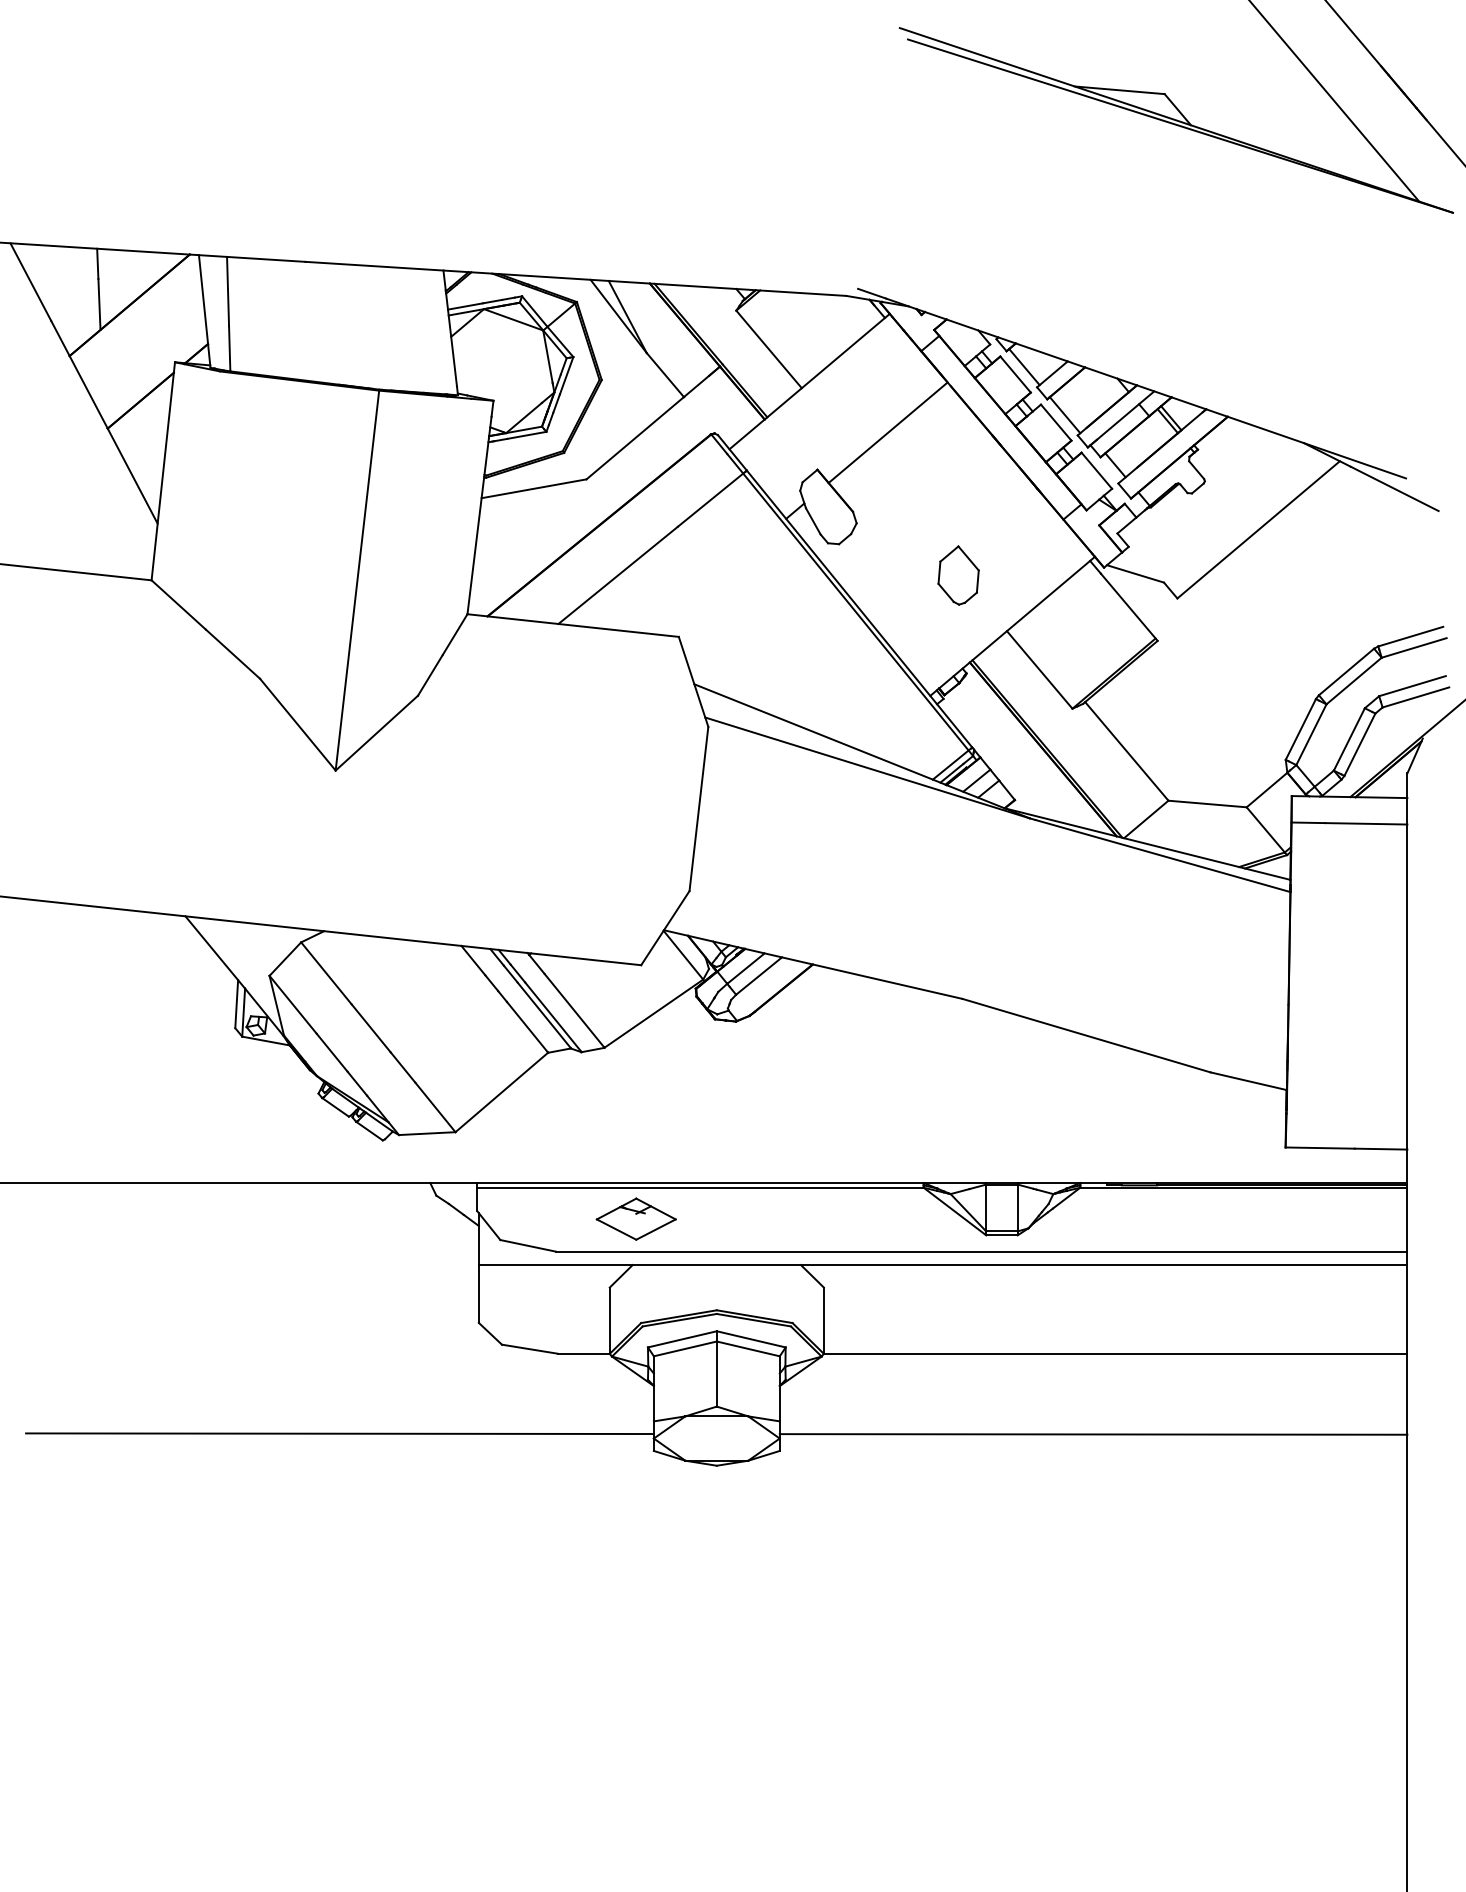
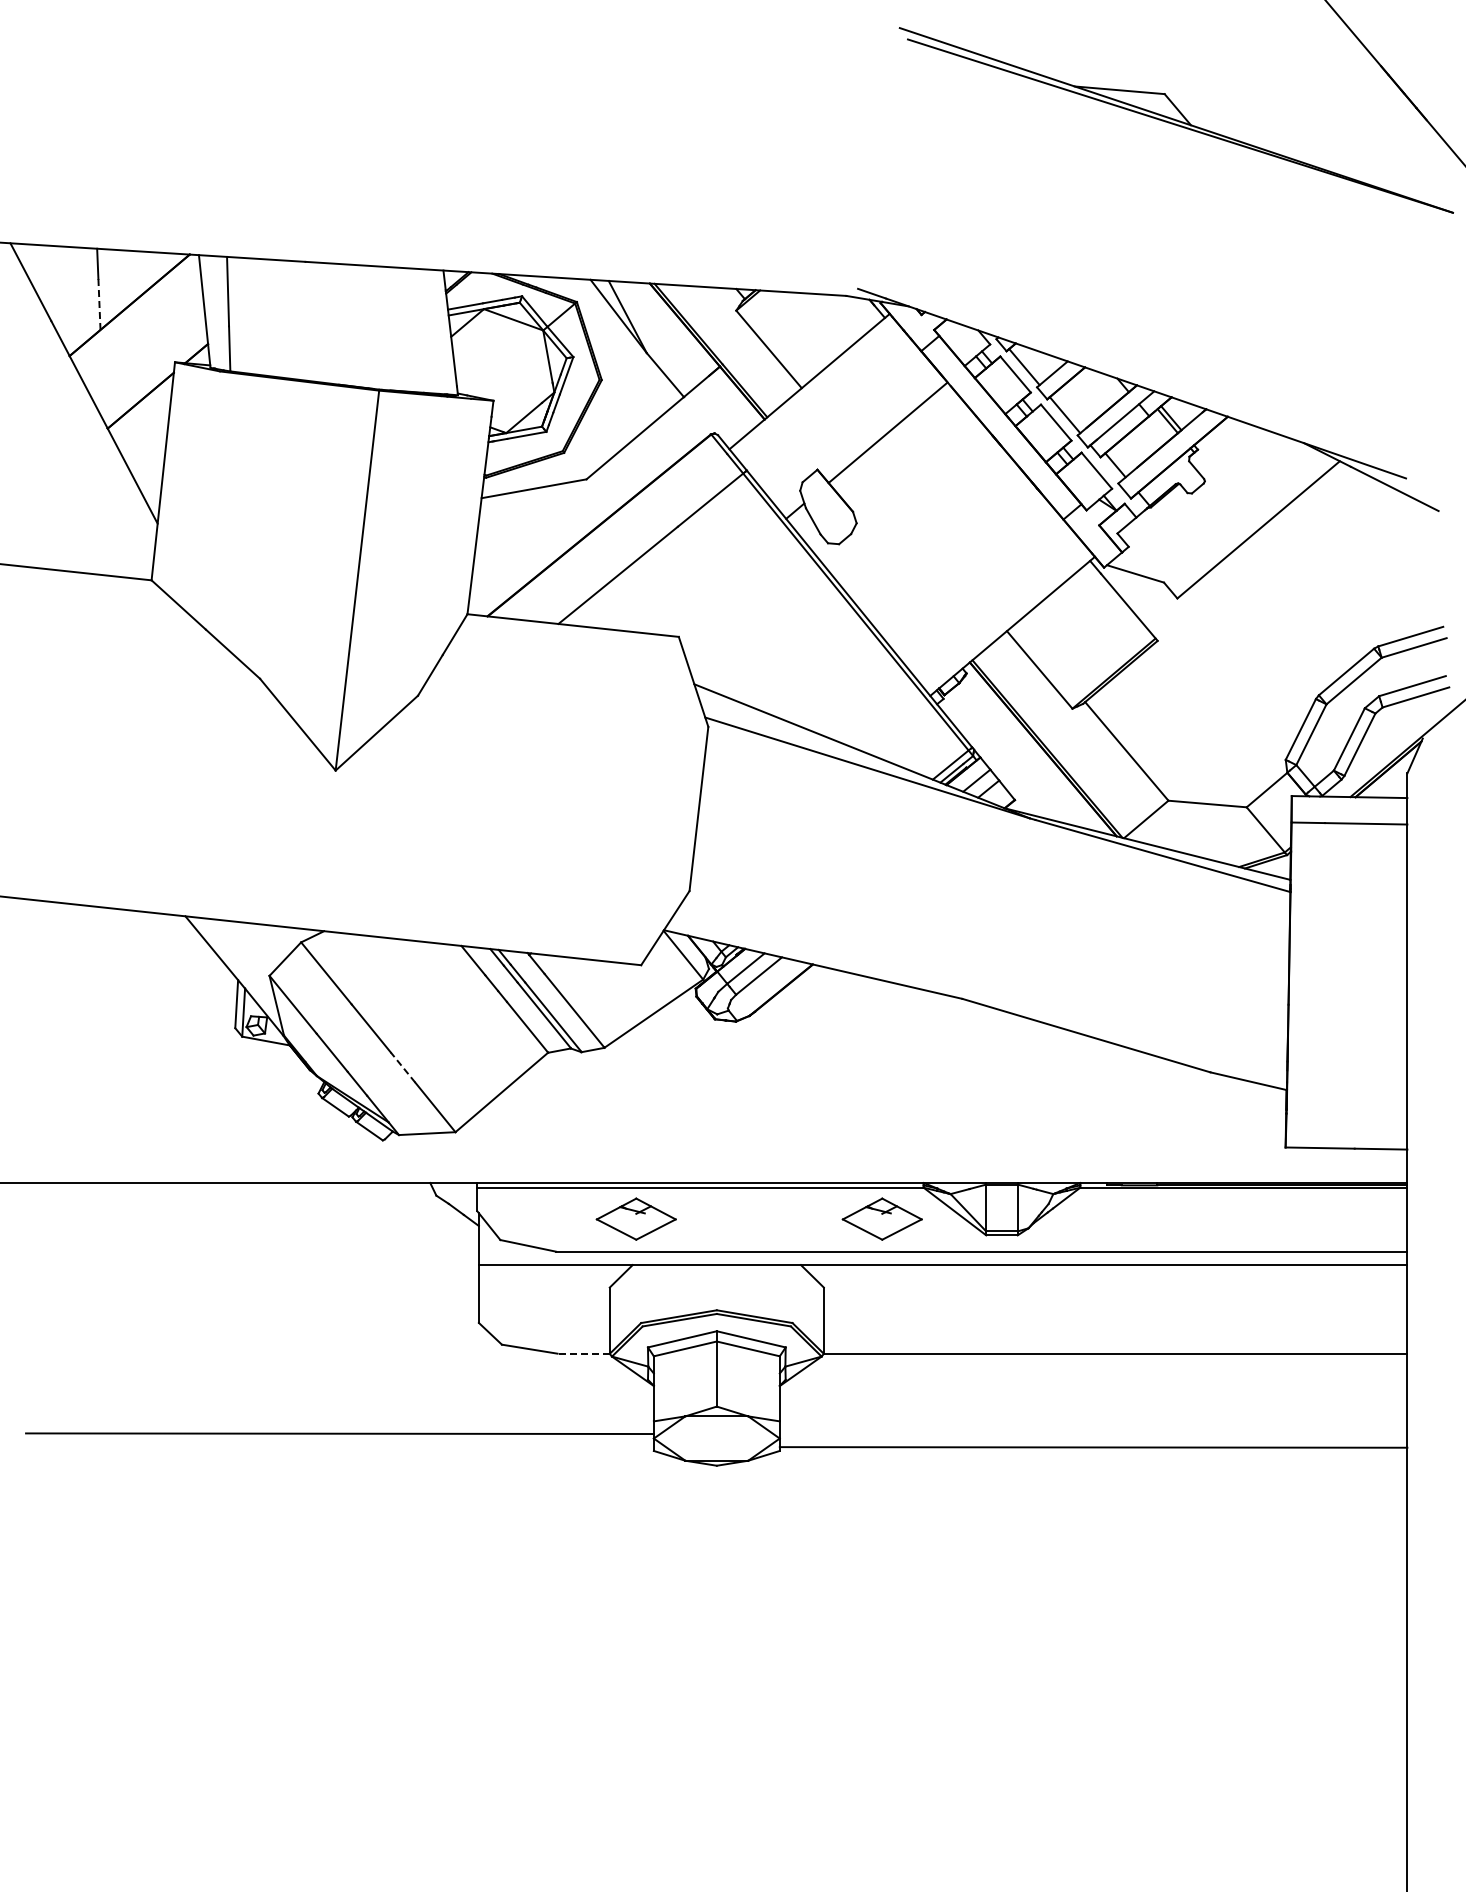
line: present -> none (1334, 101)
line: solid -> dashed (99, 304)
part: present -> none (958, 575)
line: solid -> dashed (402, 1067)
part: none -> present (881, 1218)
line: solid -> dashed (583, 1353)
line position: (1093, 1434) -> (1093, 1447) (1093, 1447)
